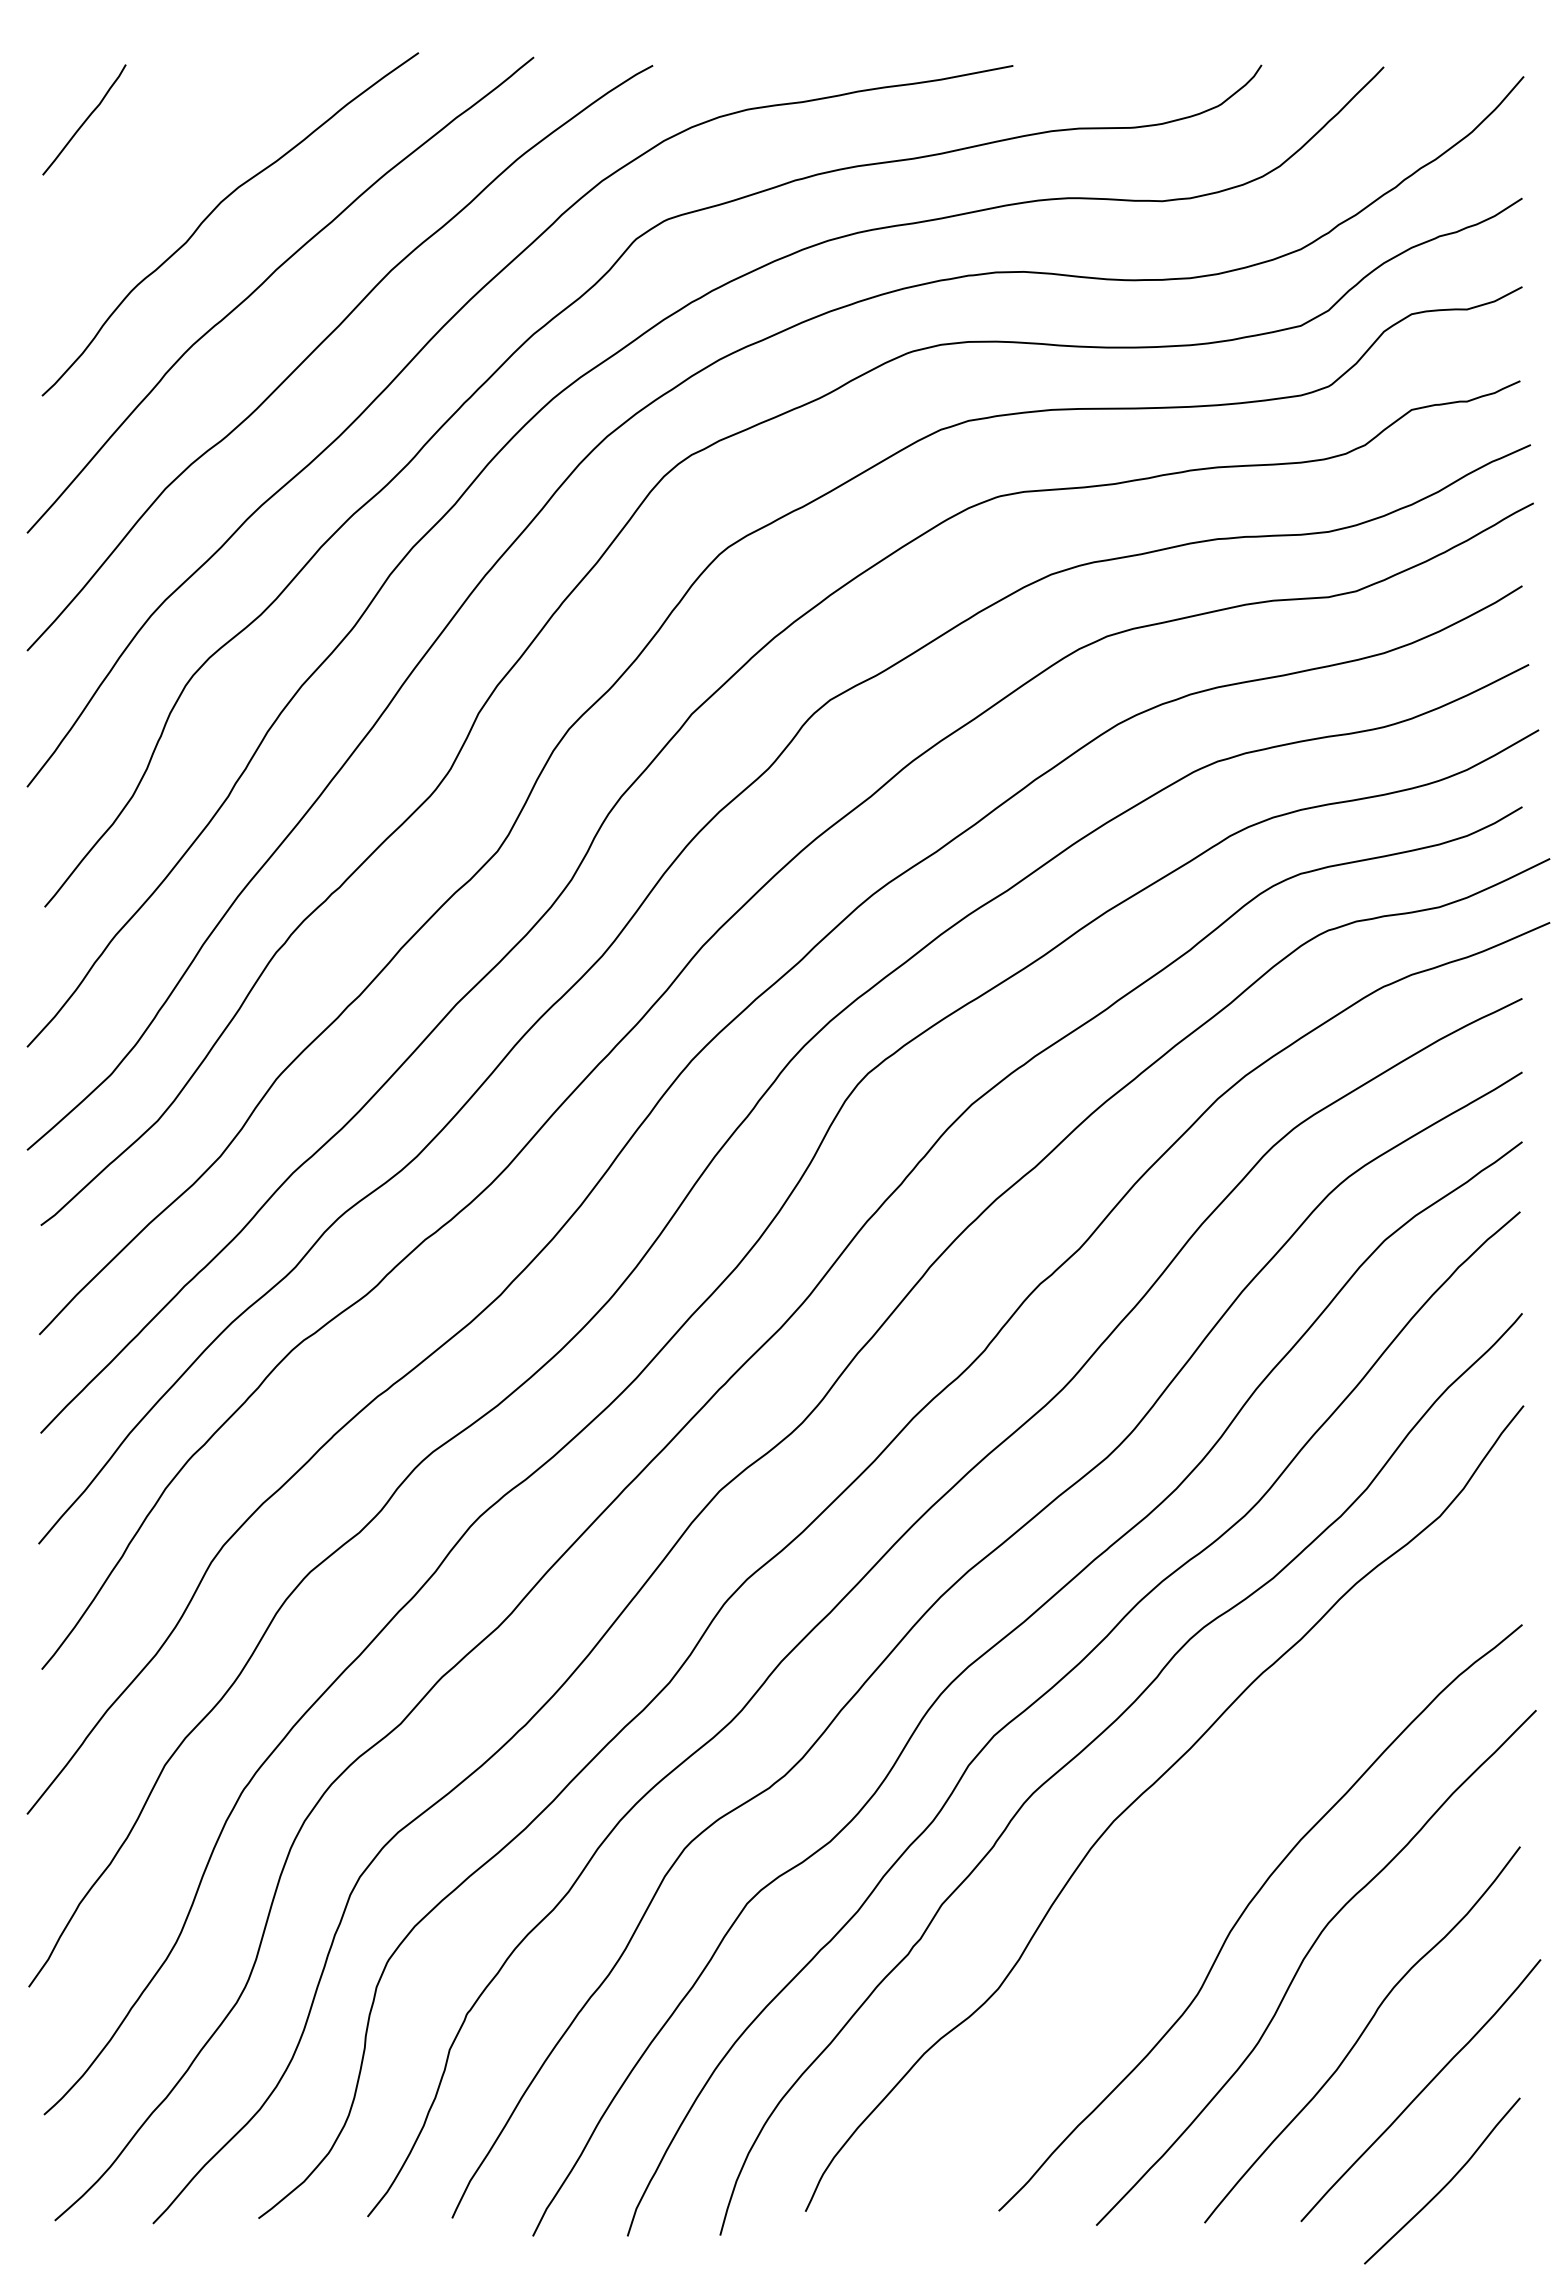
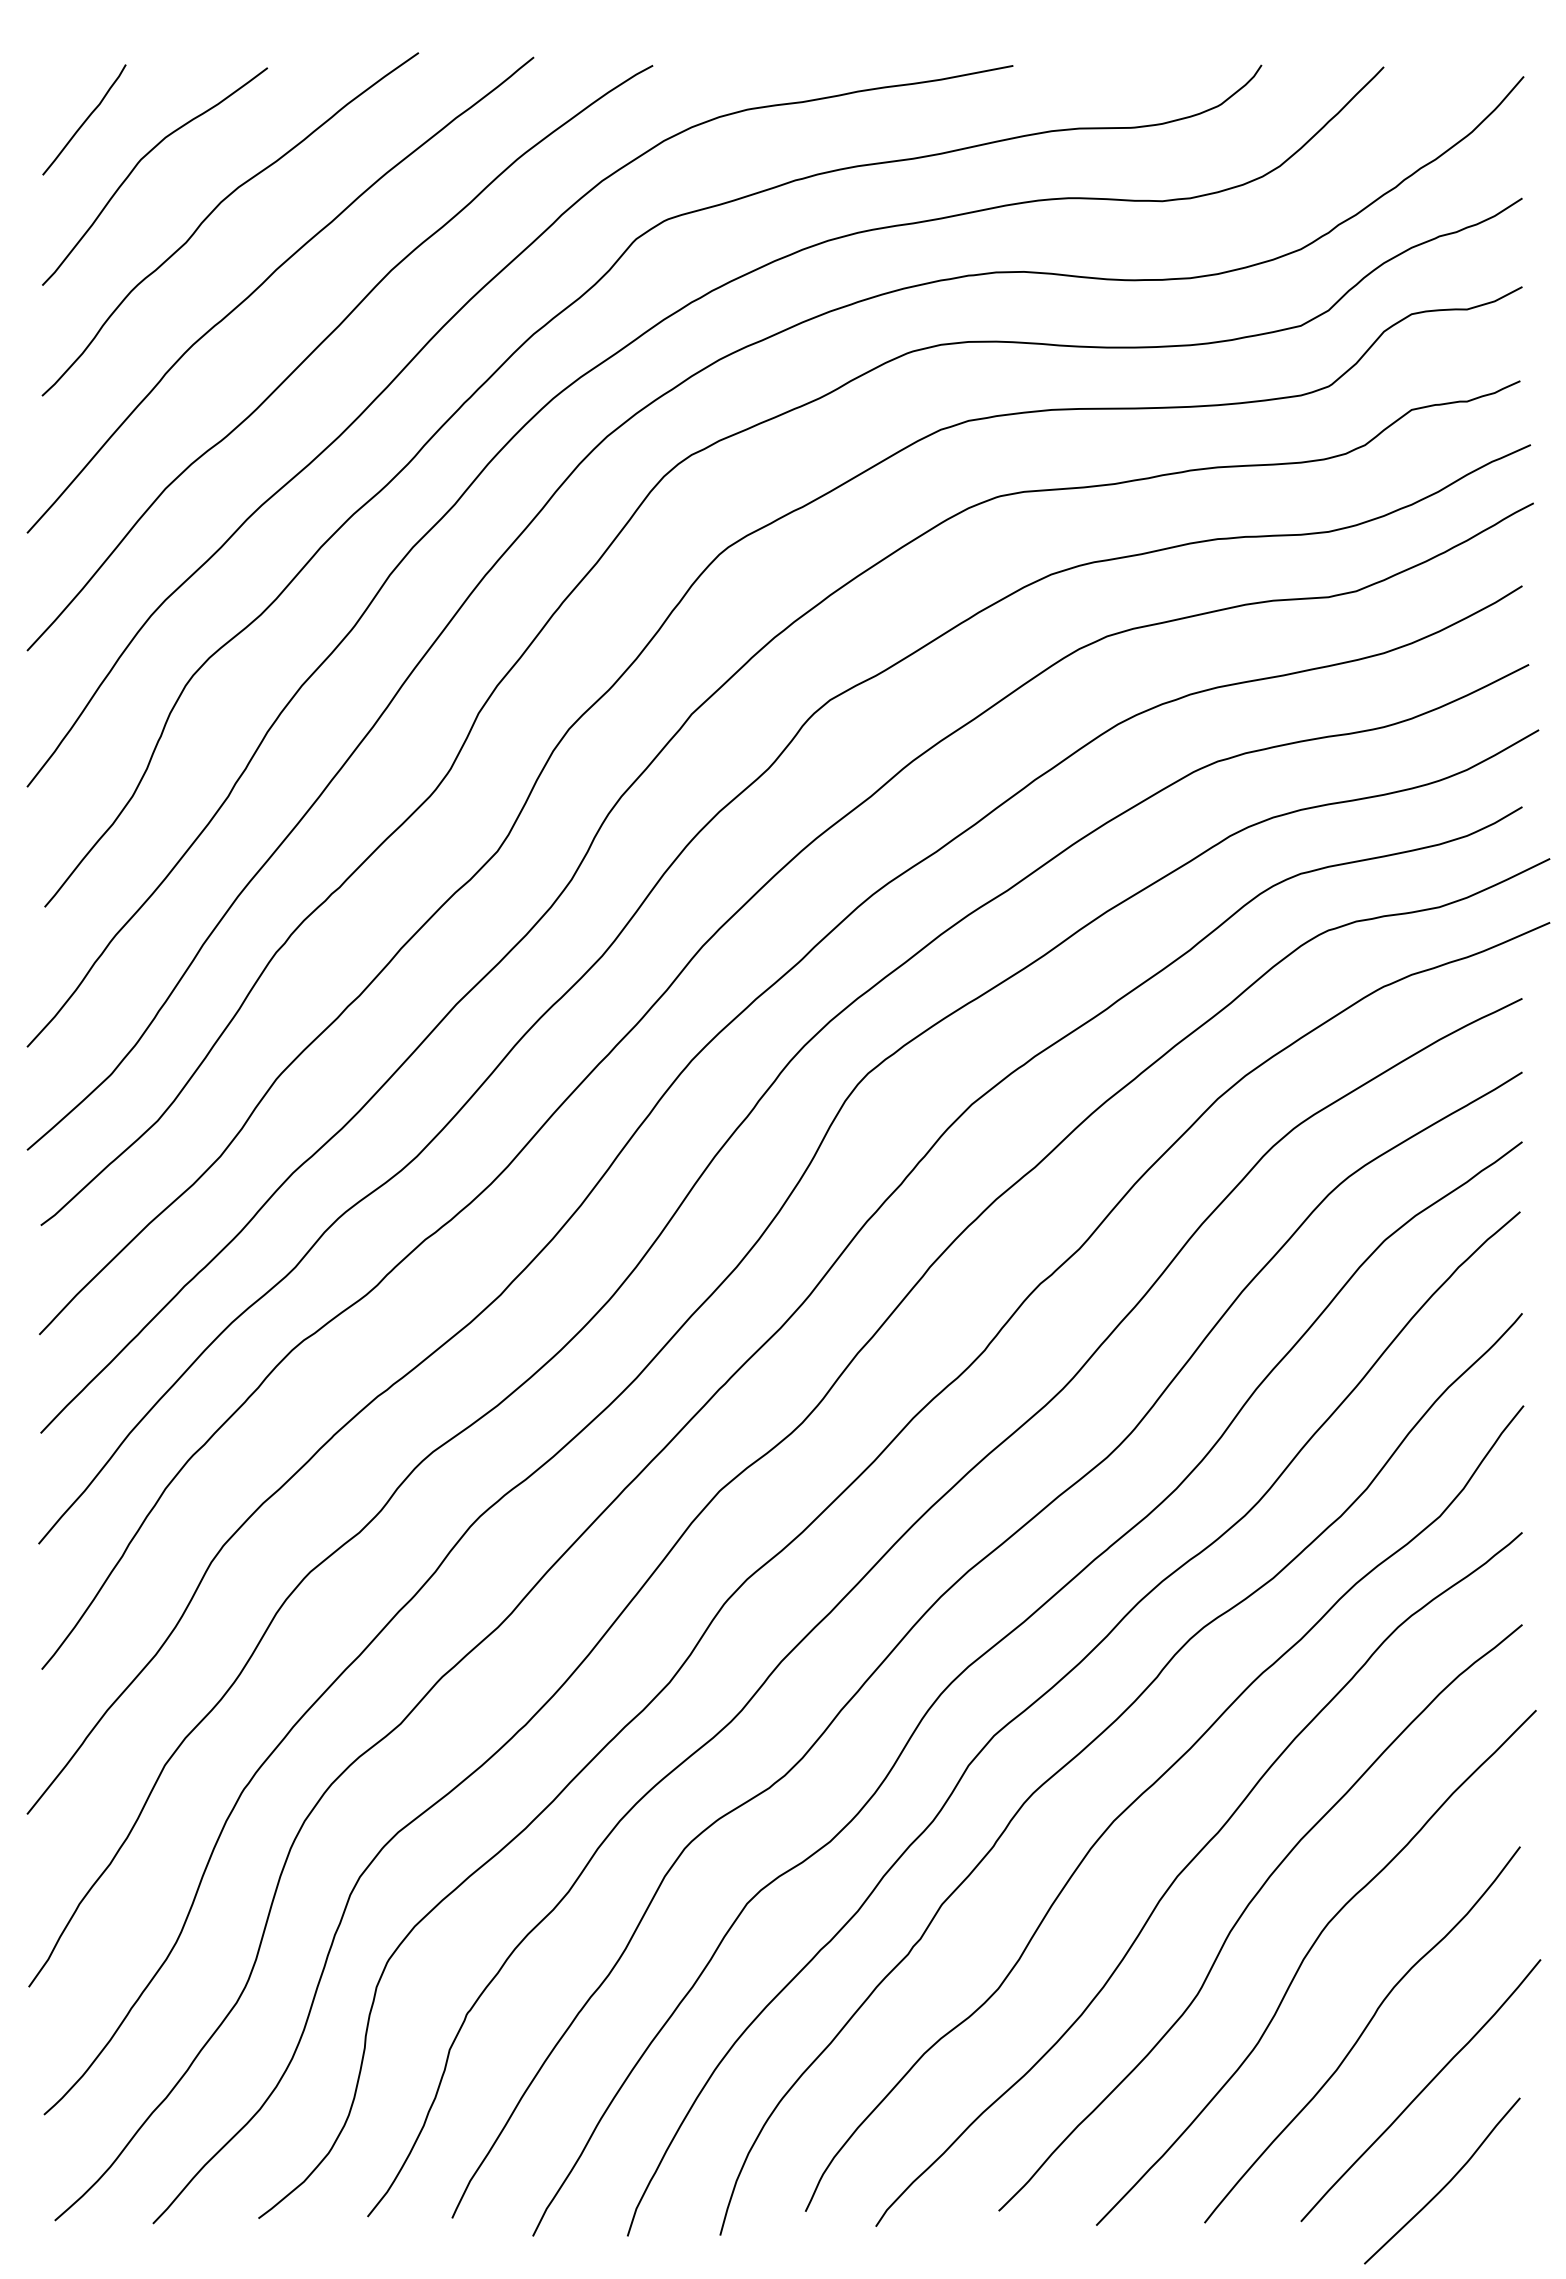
curve: none -> present (138, 164)
curve: none -> present (1185, 1869)
